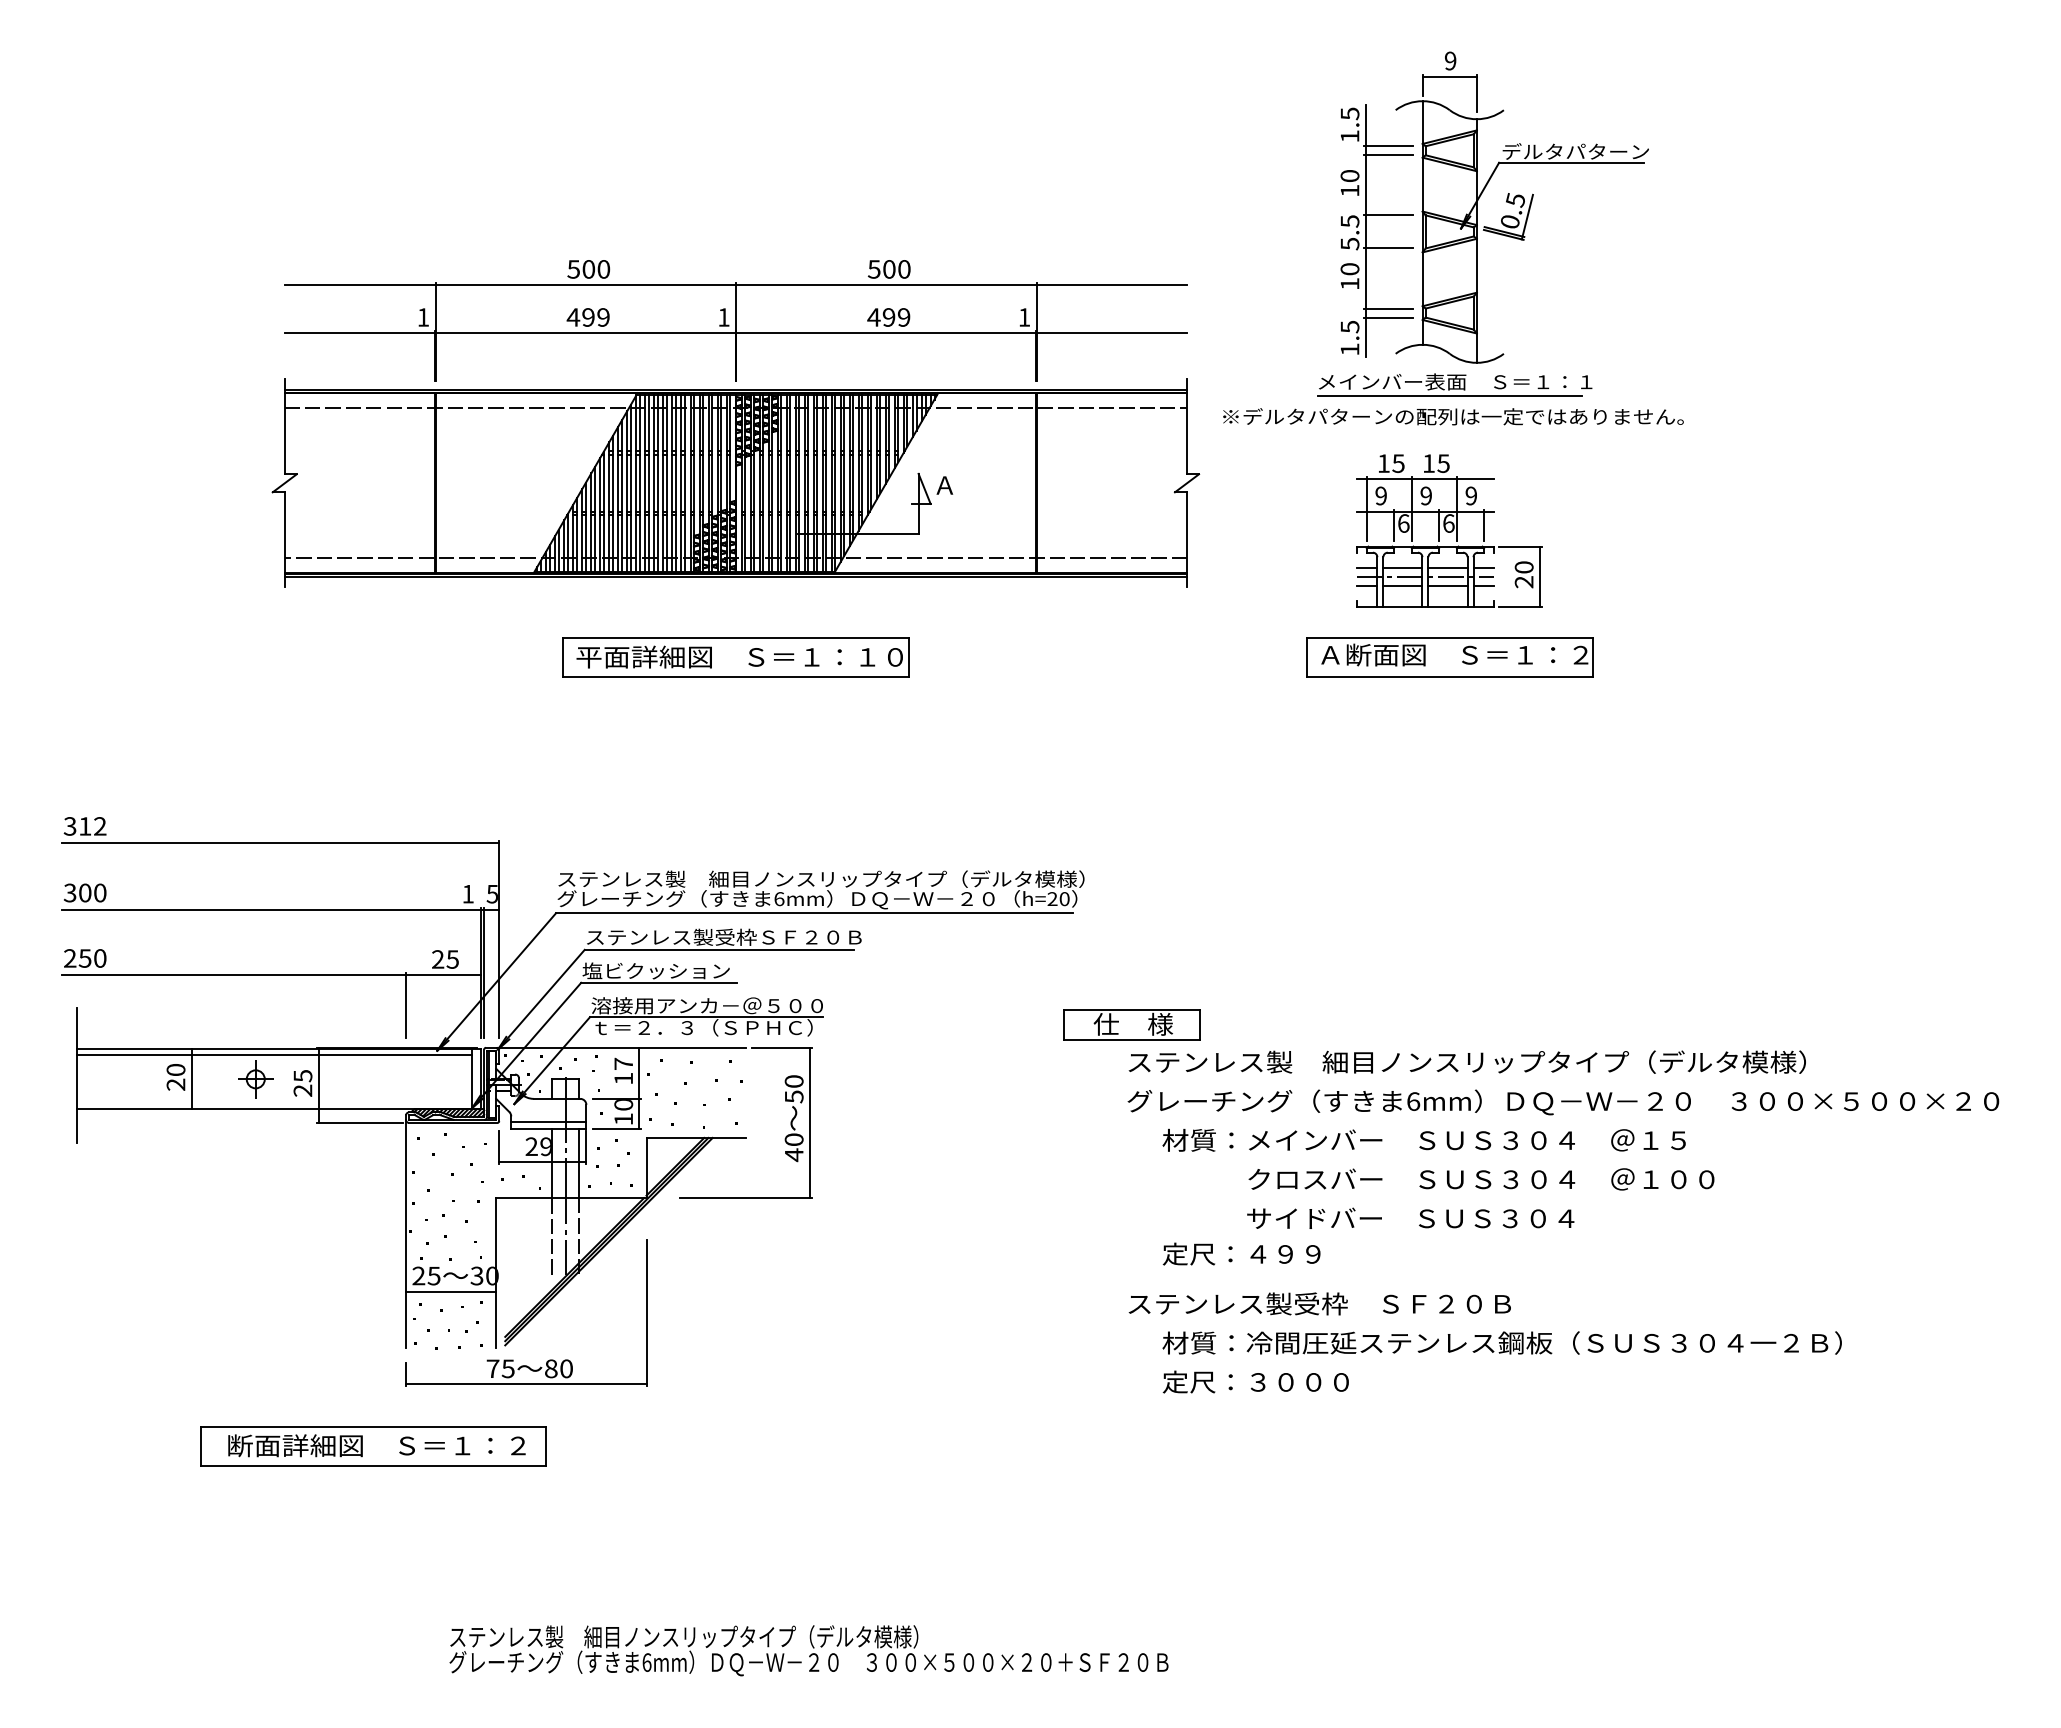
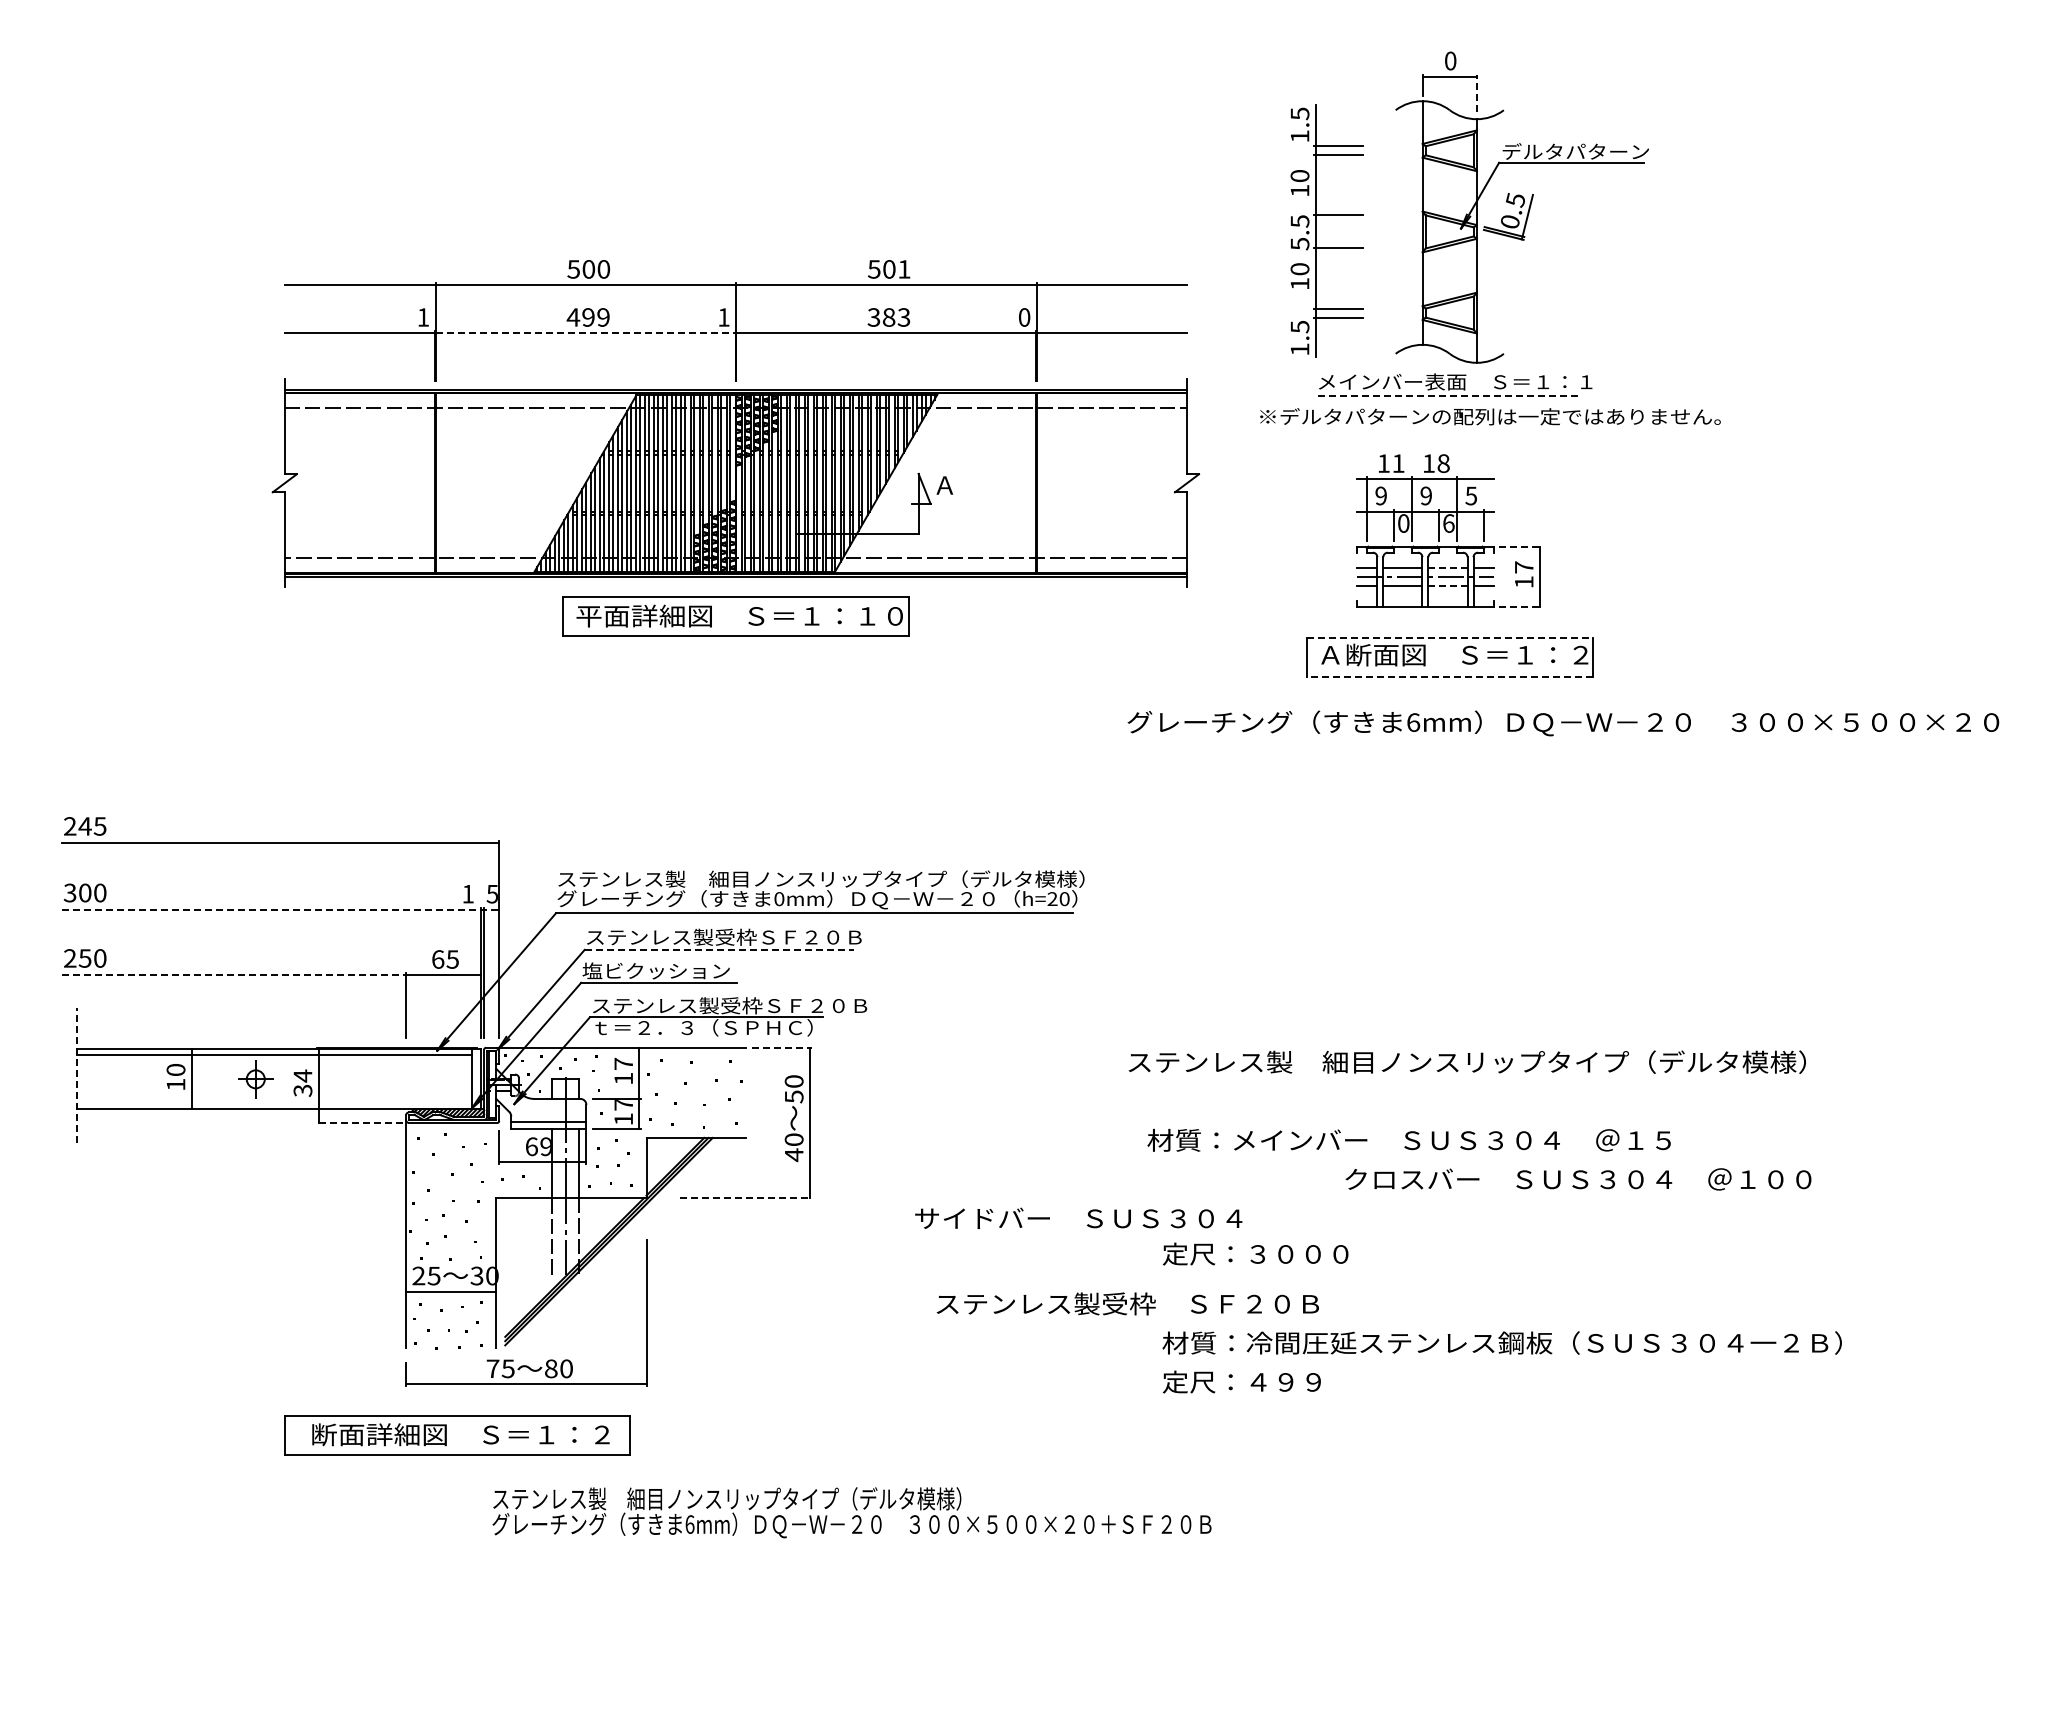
text: 9 -> 0 (1450, 60)
line: solid -> dashed (1476, 93)
part position: (1366, 230) -> (1316, 230) (1316, 230)
text: 500 -> 501 (904, 269)
text: 499 -> 383 (888, 317)
text: 1 -> 0 (1024, 317)
line: solid -> dashed (585, 333)
line: solid -> dashed (1449, 395)
text position: (1453, 416) -> (1490, 416) (1490, 416)
text: 15 -> 11 (1398, 463)
text: 15 -> 18 (1443, 463)
text: 9 -> 5 (1470, 495)
text: 6 -> 0 (1403, 523)
line: solid -> dashed (1520, 546)
line: solid -> dashed (1447, 567)
text: 20 -> 17 (1523, 574)
line: solid -> dashed (1447, 585)
line: solid -> dashed (1520, 606)
line: solid -> dashed (1449, 638)
part position: (735, 657) -> (735, 616) (735, 616)
line: solid -> dashed (1449, 677)
text: 312 -> 245 (84, 826)
text: 6mm -> 0mm (779, 898)
line: solid -> dashed (280, 909)
line: solid -> dashed (719, 949)
text: 25 -> 65 (438, 959)
line: solid -> dashed (234, 975)
text: 溶接用アンカ－＠５００ -> ステンレス製受枠ＳＦ２０Ｂ (729, 1005)
part: present -> none (1131, 1024)
line: solid -> dashed (781, 1047)
line: solid -> dashed (76, 1074)
text: 25 -> 34 (302, 1082)
text: 20 -> 10 (175, 1084)
text position: (1563, 1102) -> (1563, 723) (1563, 723)
text: 10 -> 17 (623, 1105)
line: solid -> dashed (359, 1122)
text position: (1423, 1139) -> (1408, 1139) (1408, 1139)
text: 29 -> 69 (531, 1146)
text position: (1481, 1179) -> (1578, 1179) (1578, 1179)
line: solid -> dashed (745, 1198)
text position: (1410, 1217) -> (1078, 1217) (1078, 1217)
text: 定尺：４９９ -> 定尺：３０００ (1299, 1254)
text position: (1319, 1303) -> (1127, 1303) (1127, 1303)
text: 定尺：３０００ -> 定尺：４９９ (1299, 1382)
part position: (373, 1446) -> (457, 1435) (457, 1435)
text position: (808, 1650) -> (851, 1512) (851, 1512)
